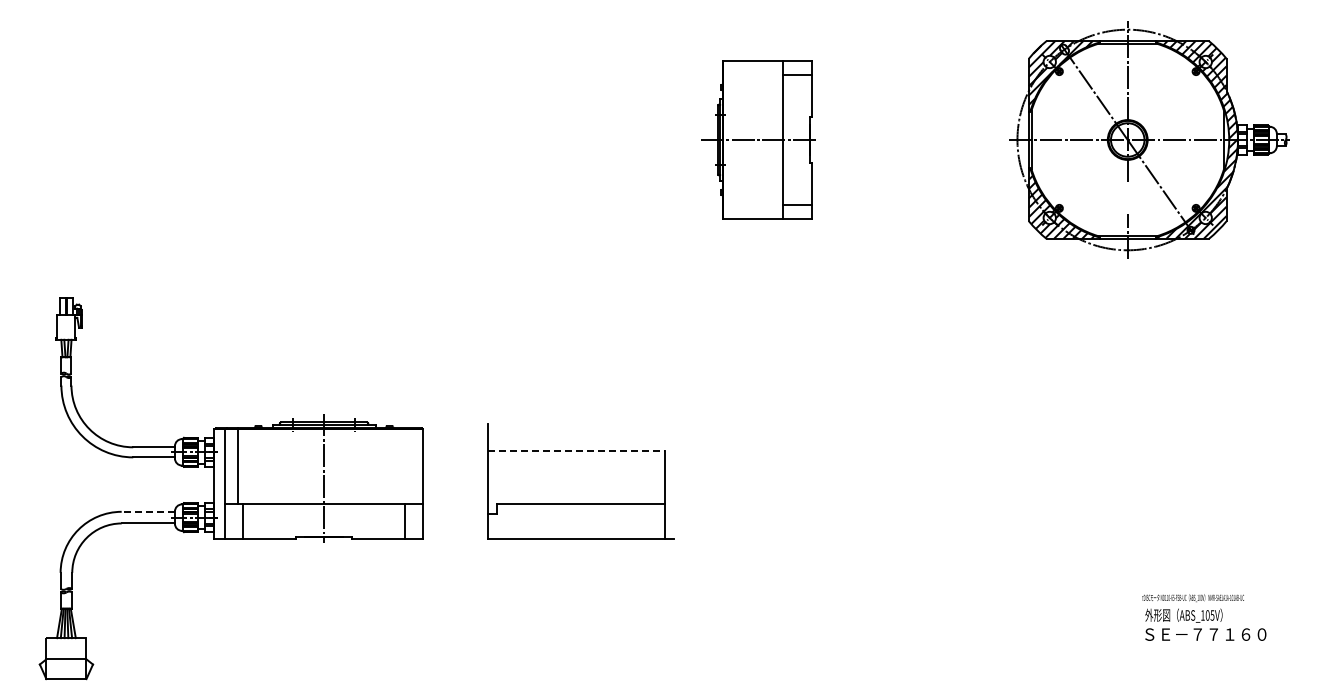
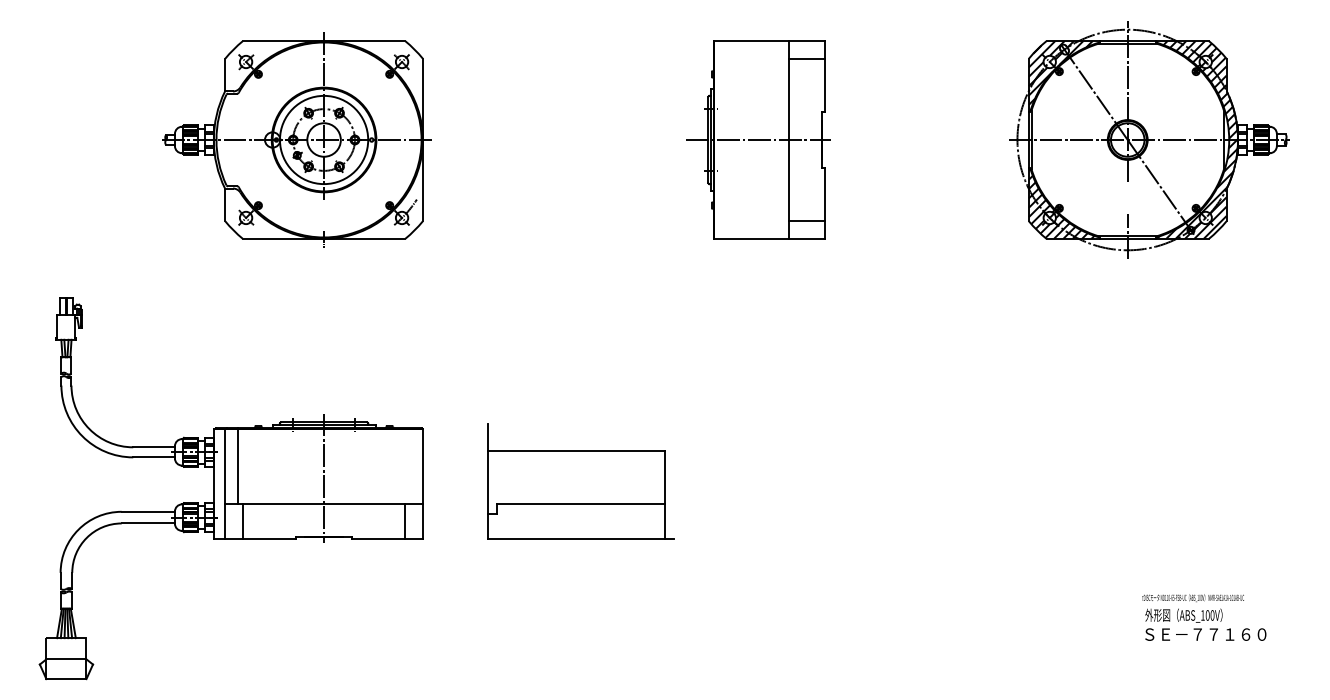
part: none -> present (296, 139)
part size: 115x160 px -> 145x200 px (758, 139)
line: dashed -> solid (577, 450)
line: dashed -> solid (148, 511)
text: ABS_105V -> ABS_100V (1212, 615)
